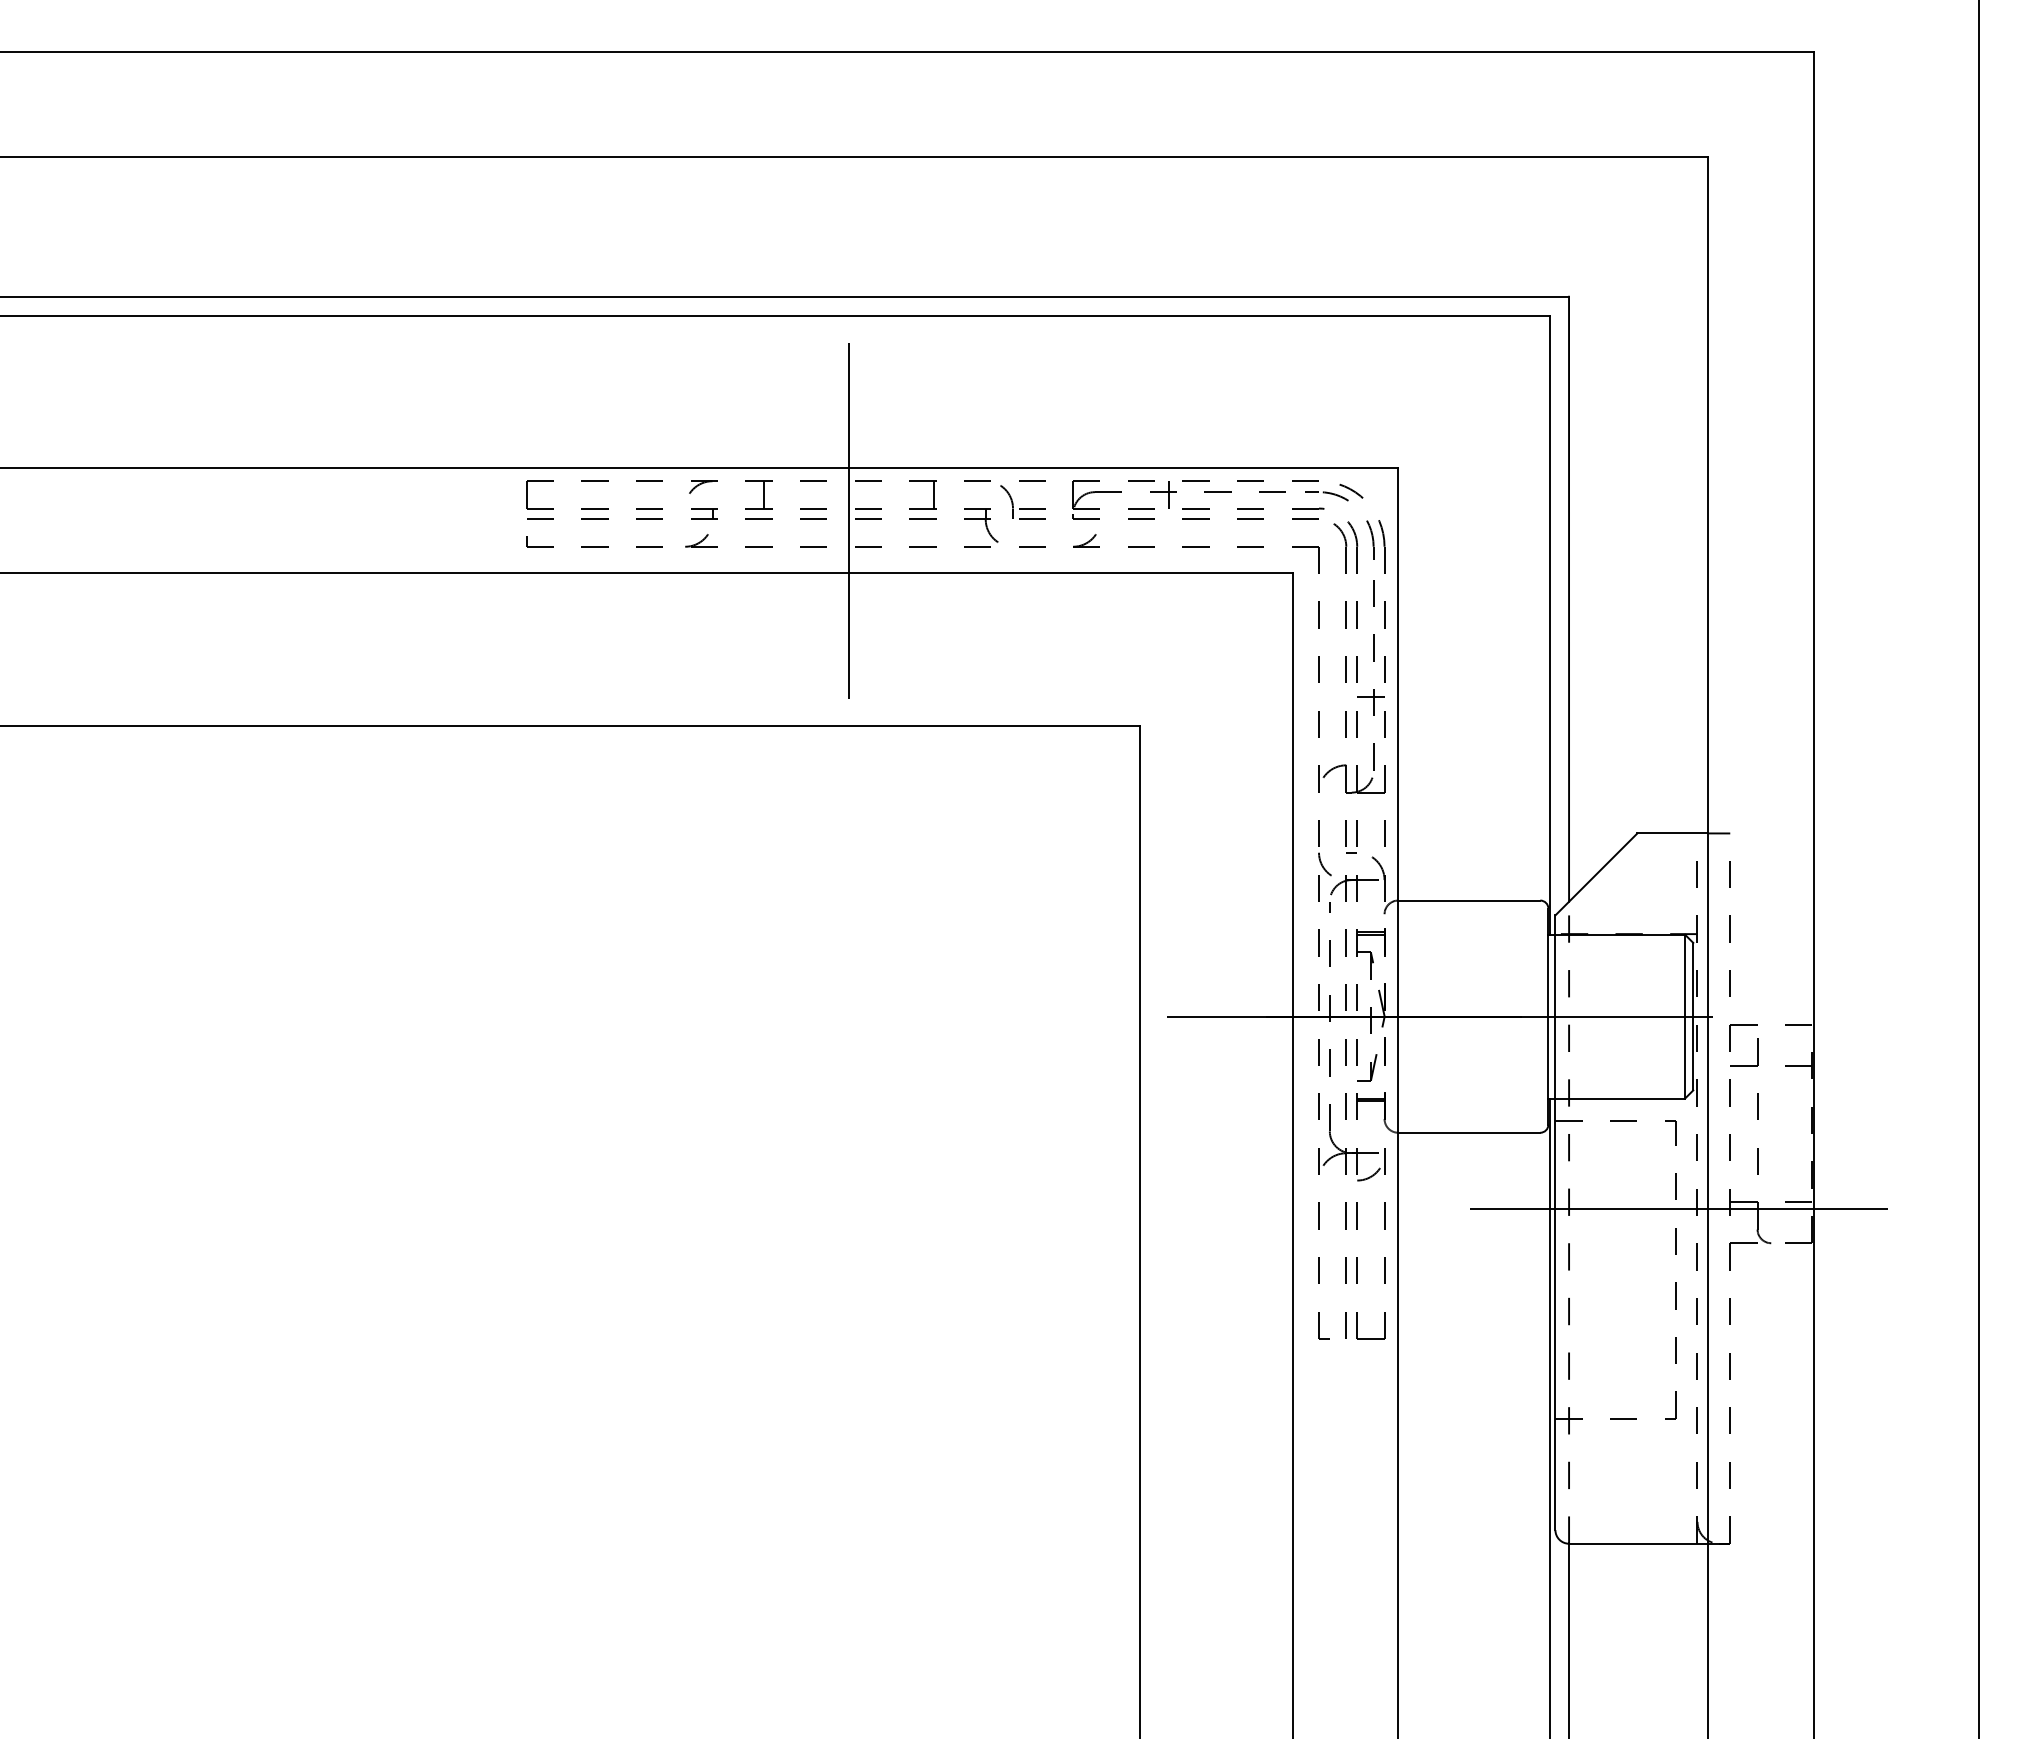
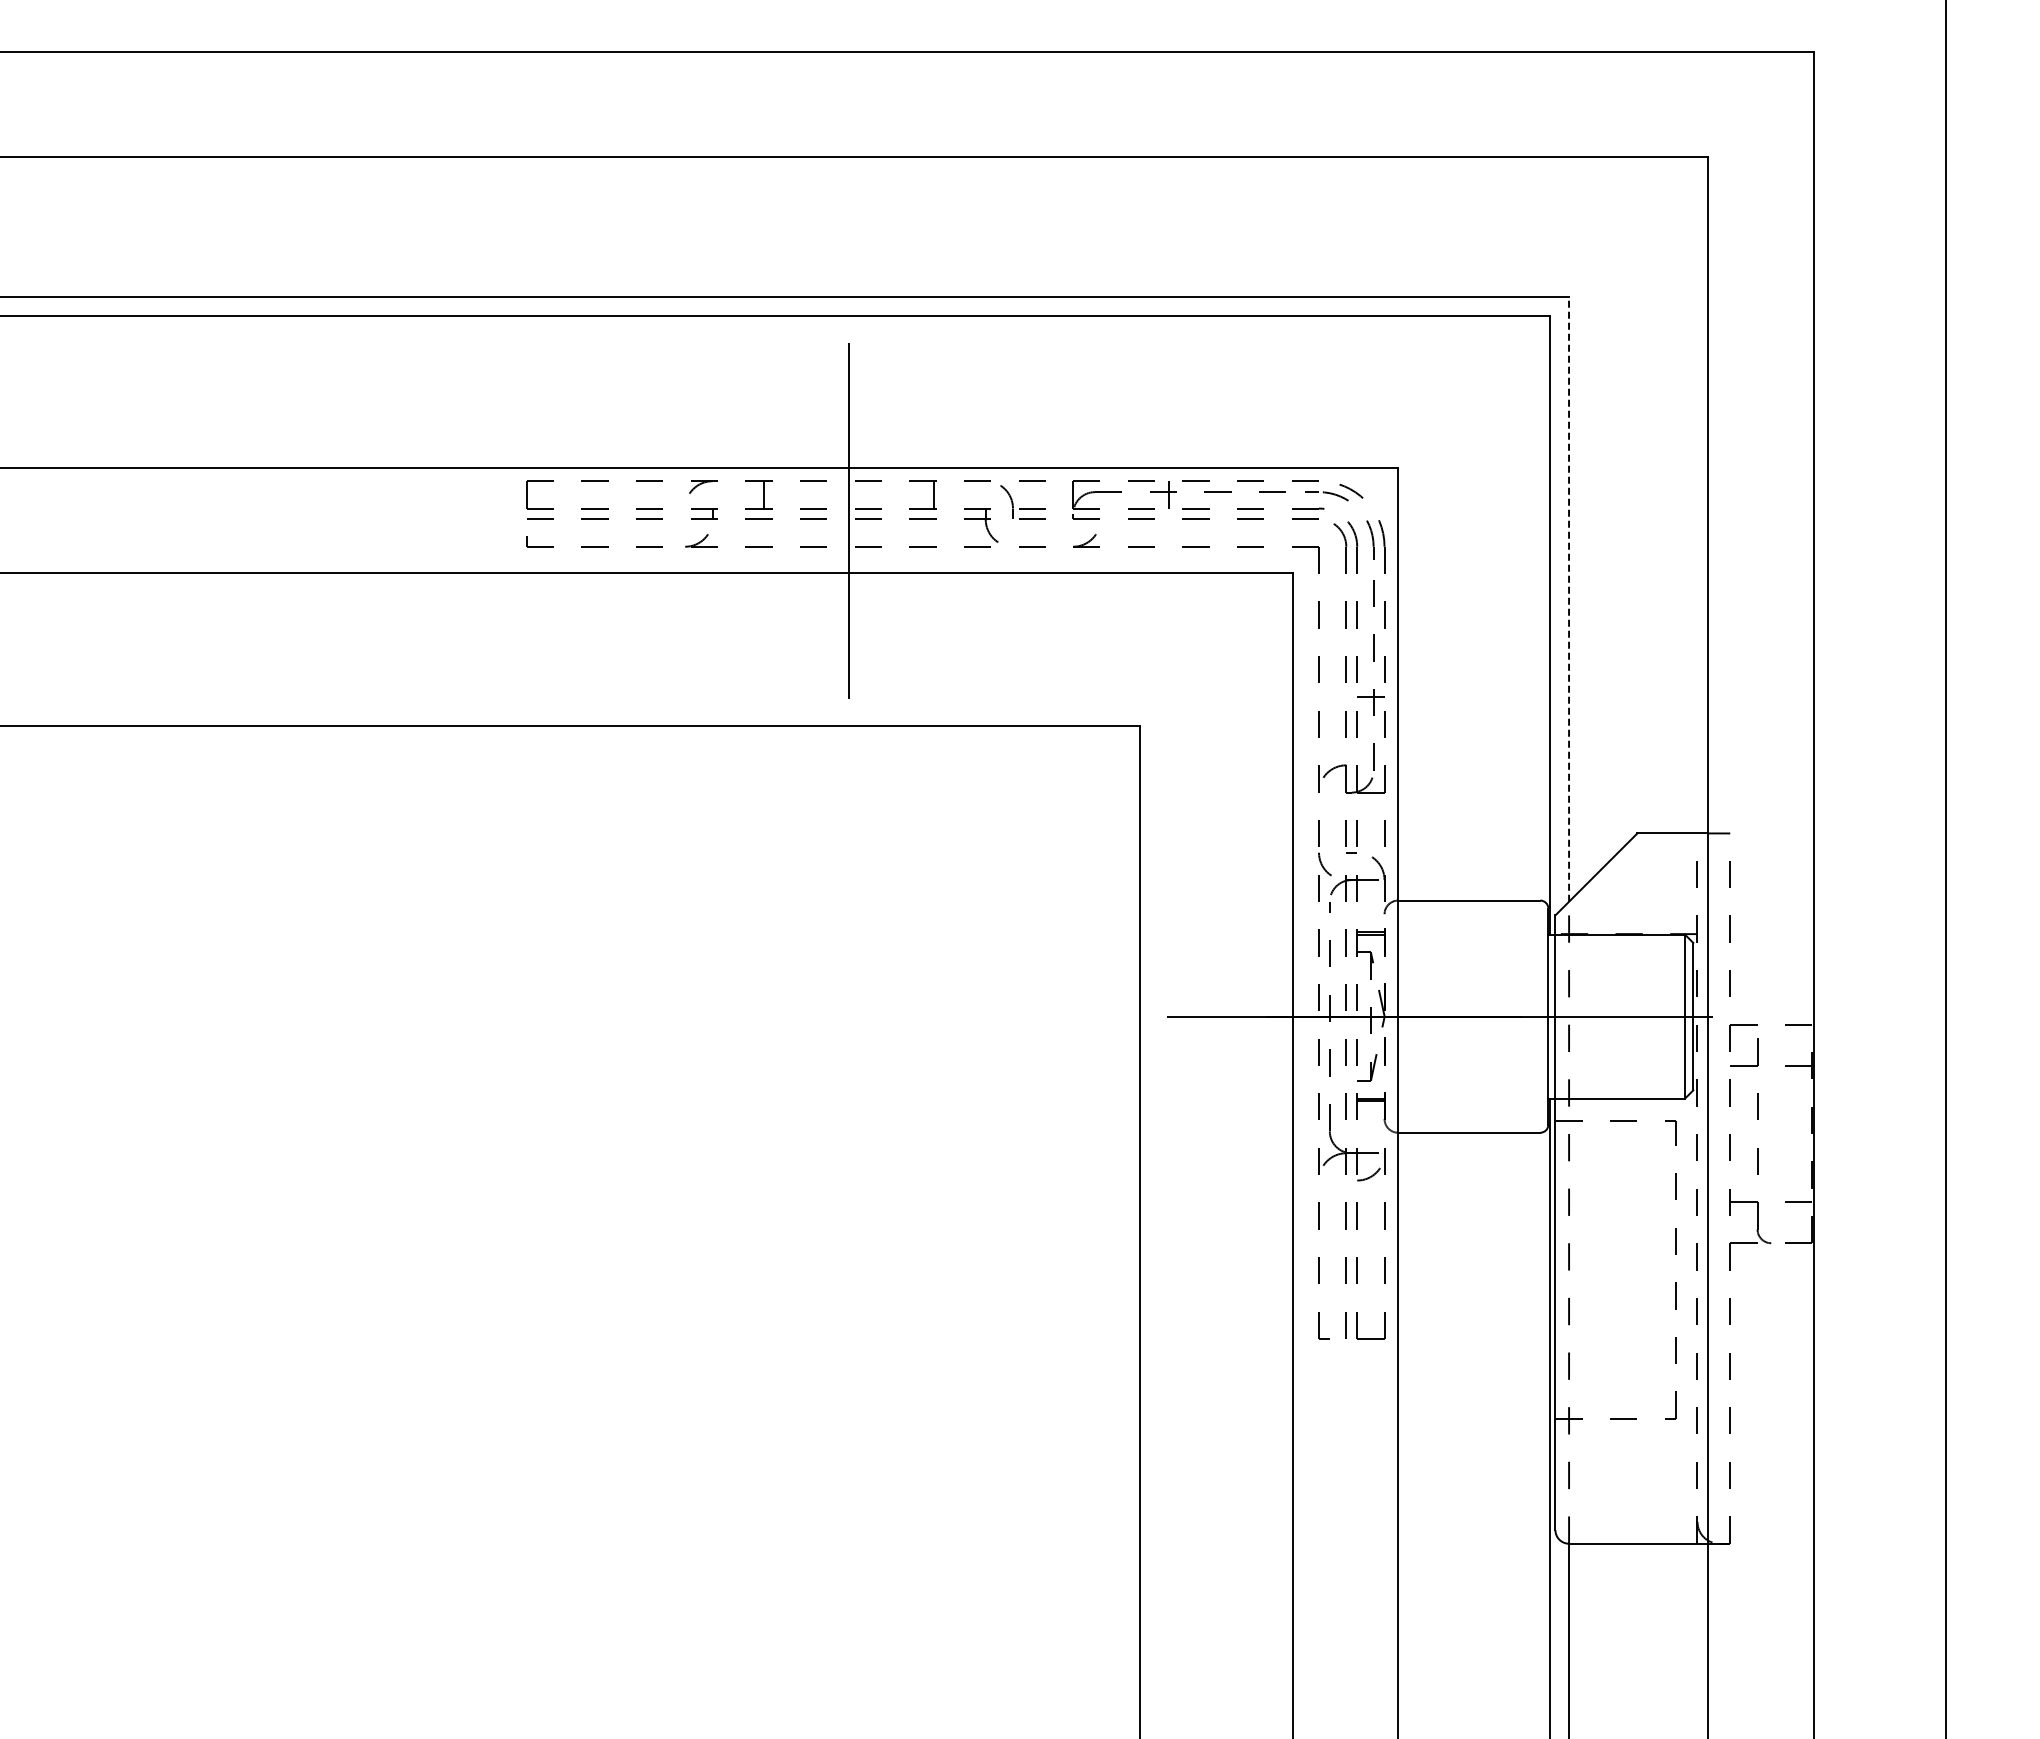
line: solid -> dashed (1569, 598)
line position: (1978, 868) -> (1945, 868) (1945, 868)
line: present -> none (1678, 1209)
